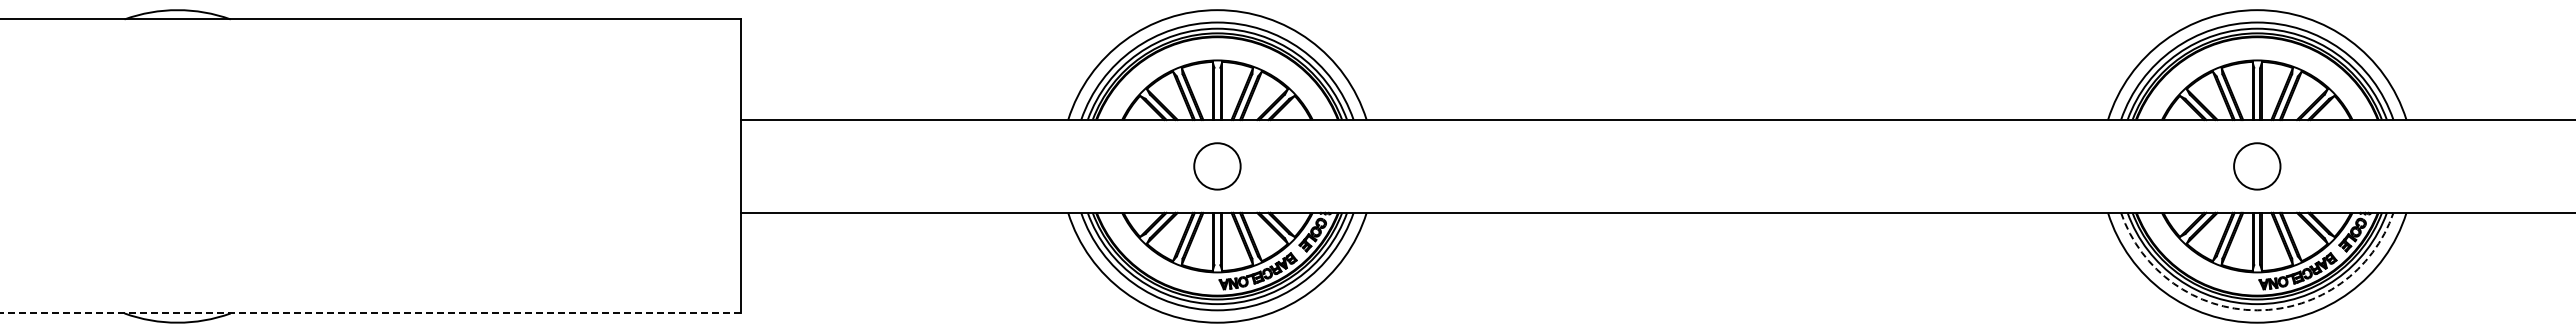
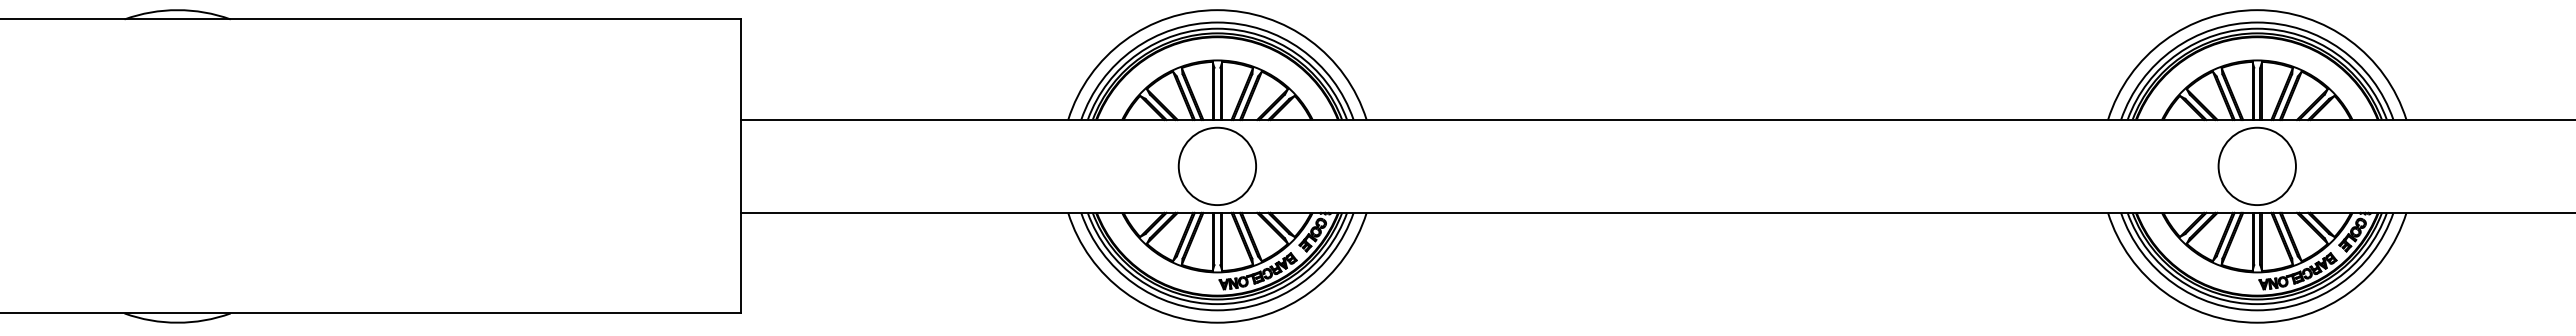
circle diameter: 46 px -> 77 px (1217, 166)
circle diameter: 46 px -> 77 px (2256, 166)
arc: dashed -> solid (2257, 310)
line: dashed -> solid (370, 313)
